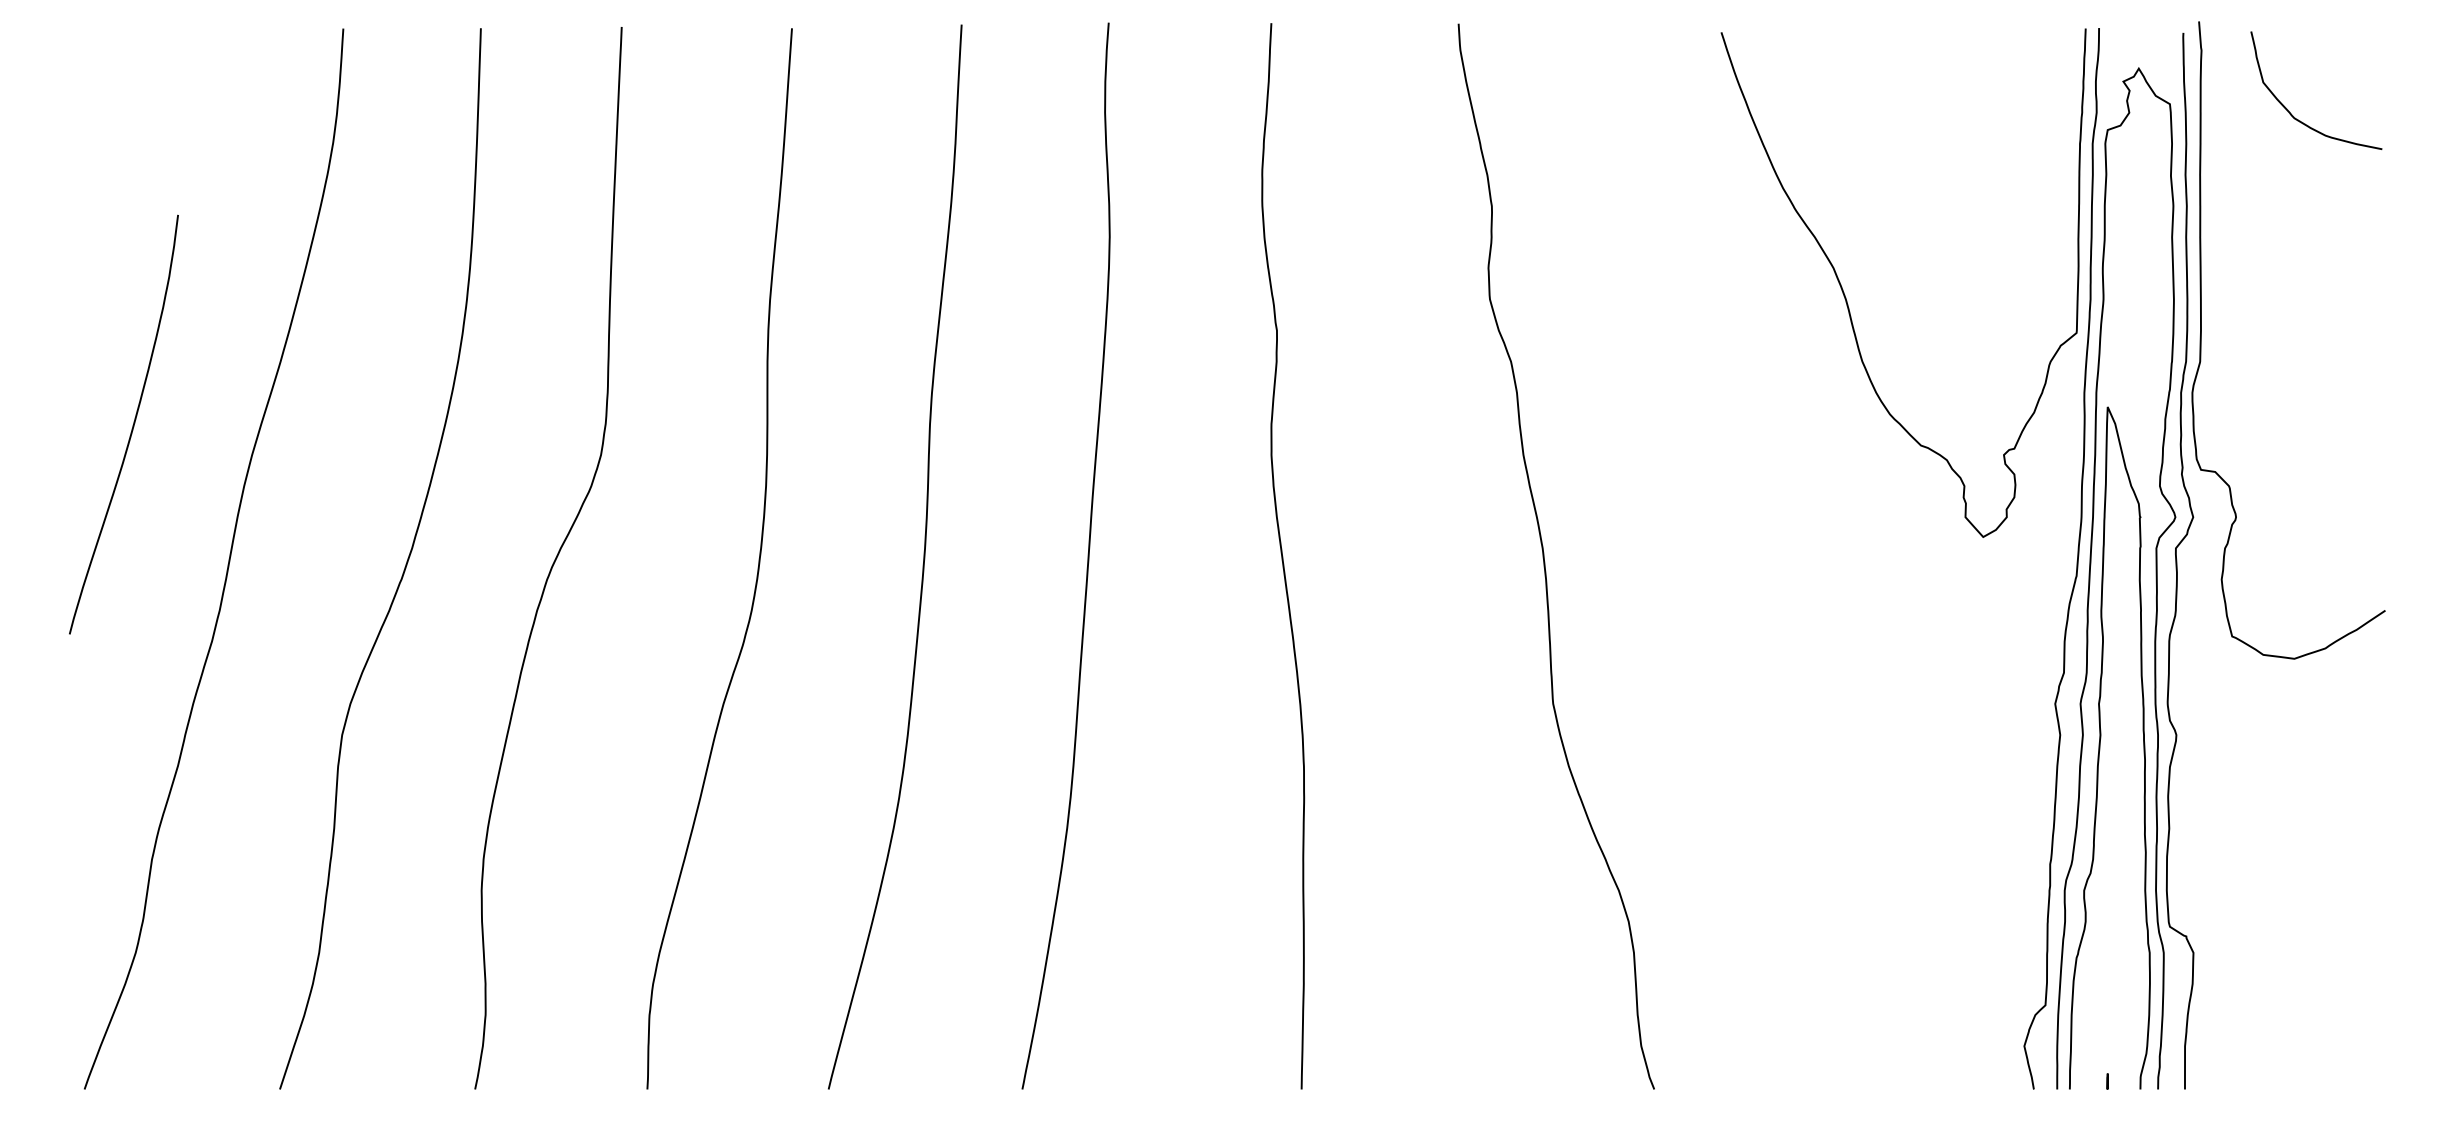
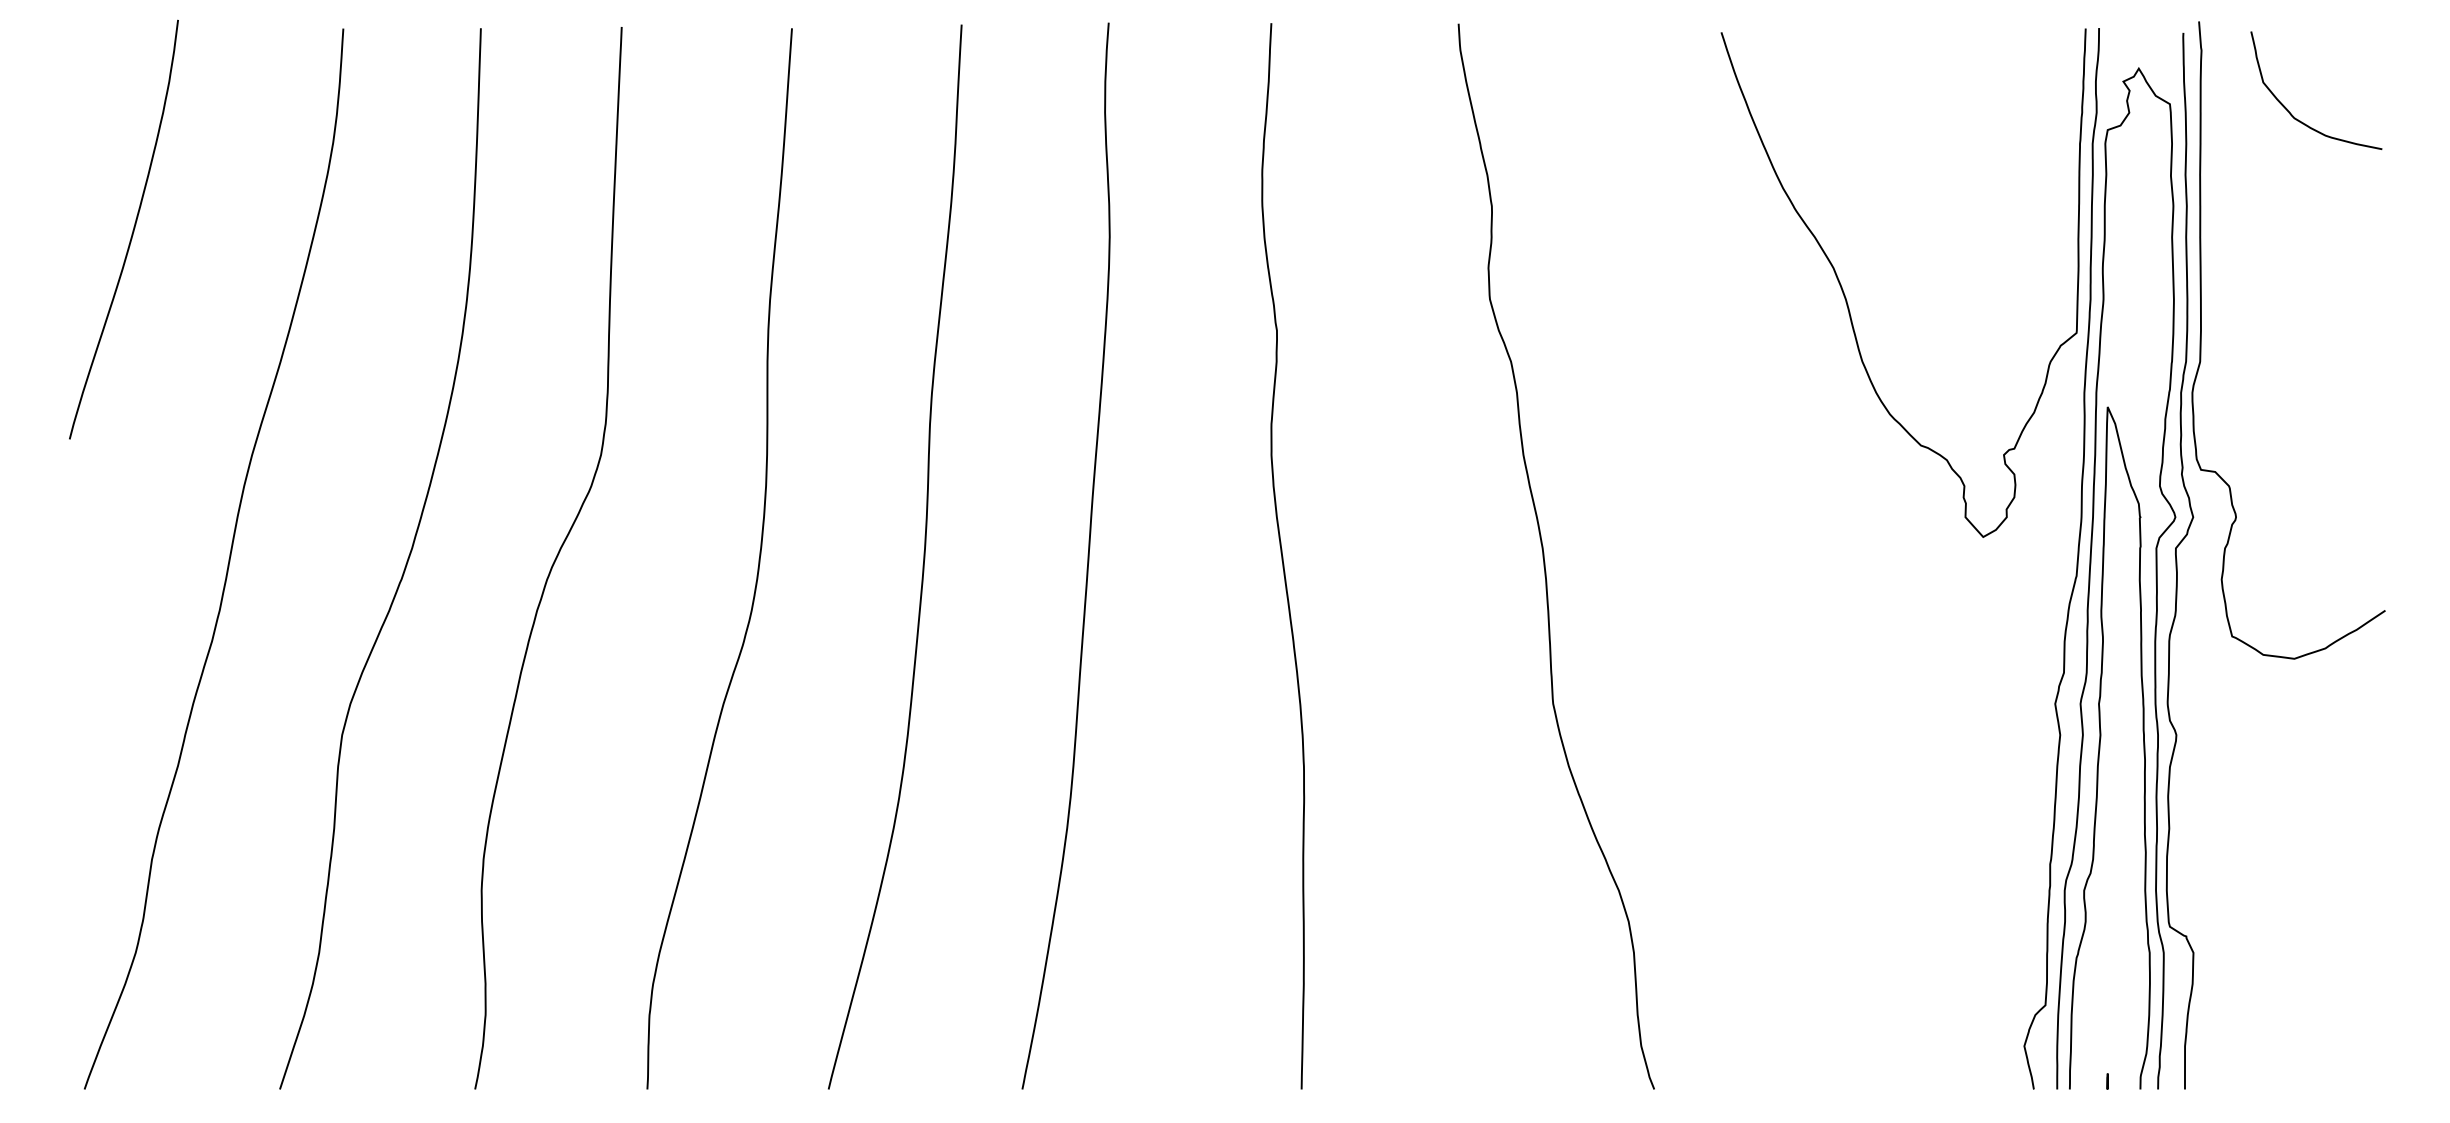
curve position: (131, 428) -> (131, 233) (131, 233)
